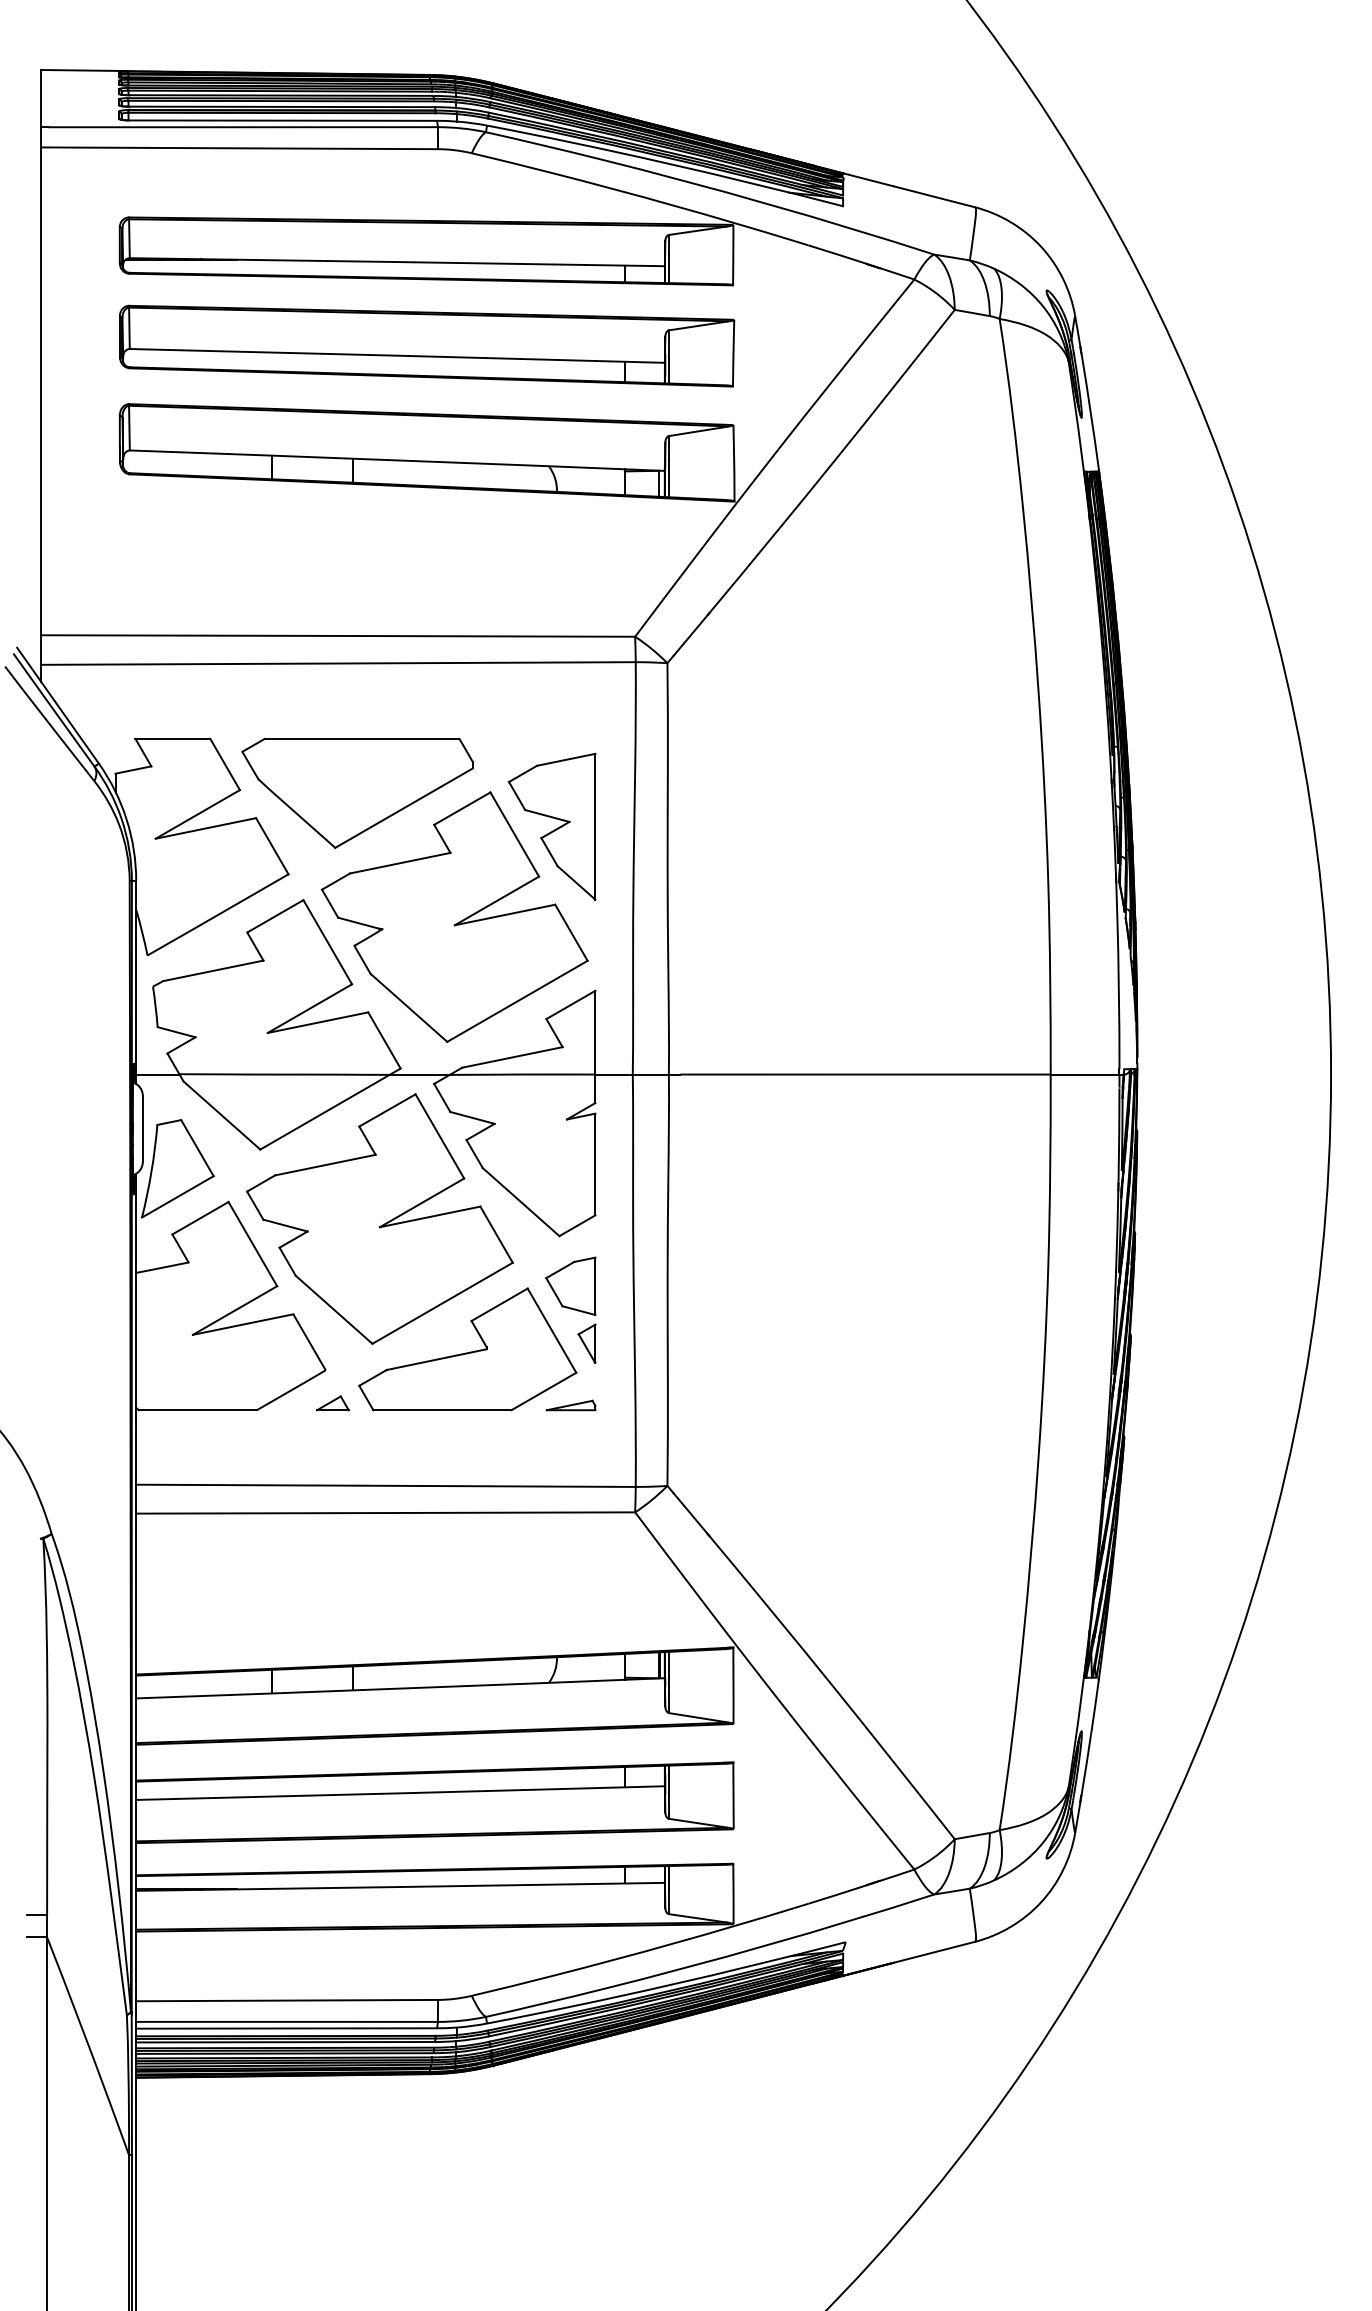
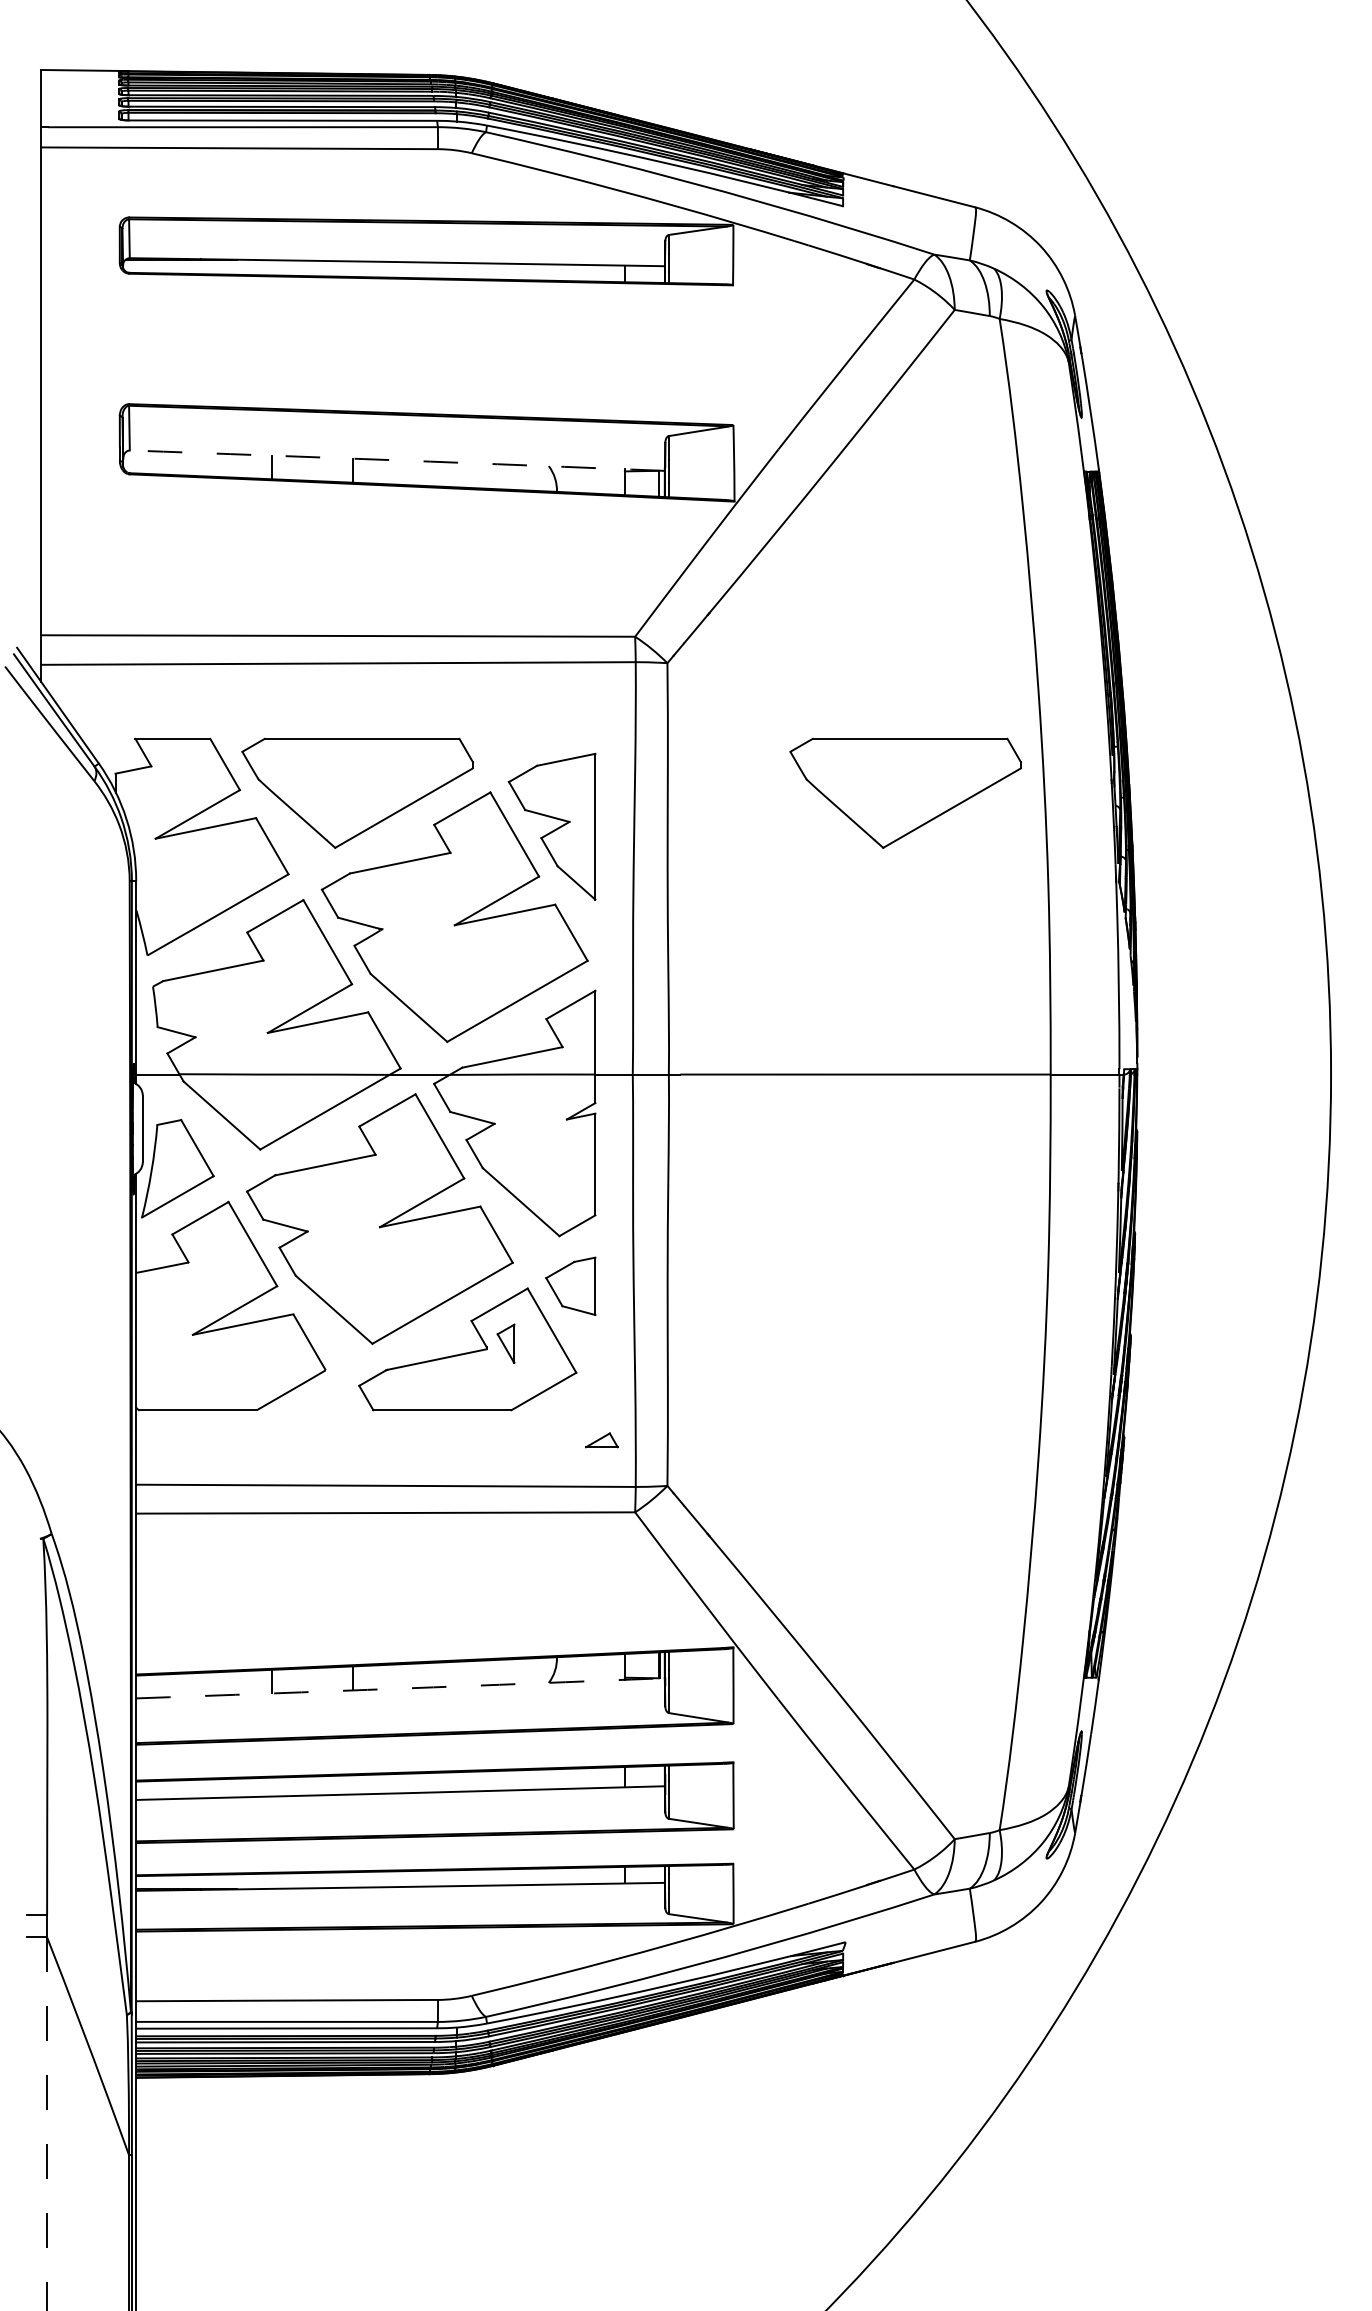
part: present -> none (427, 345)
arc: solid -> dashed (397, 460)
part: none -> present (905, 792)
part position: (586, 1343) -> (505, 1343) (505, 1343)
part position: (332, 1403) -> (601, 1440) (601, 1440)
part: present -> none (570, 1405)
arc: solid -> dashed (400, 1688)
line: solid -> dashed (47, 2124)
